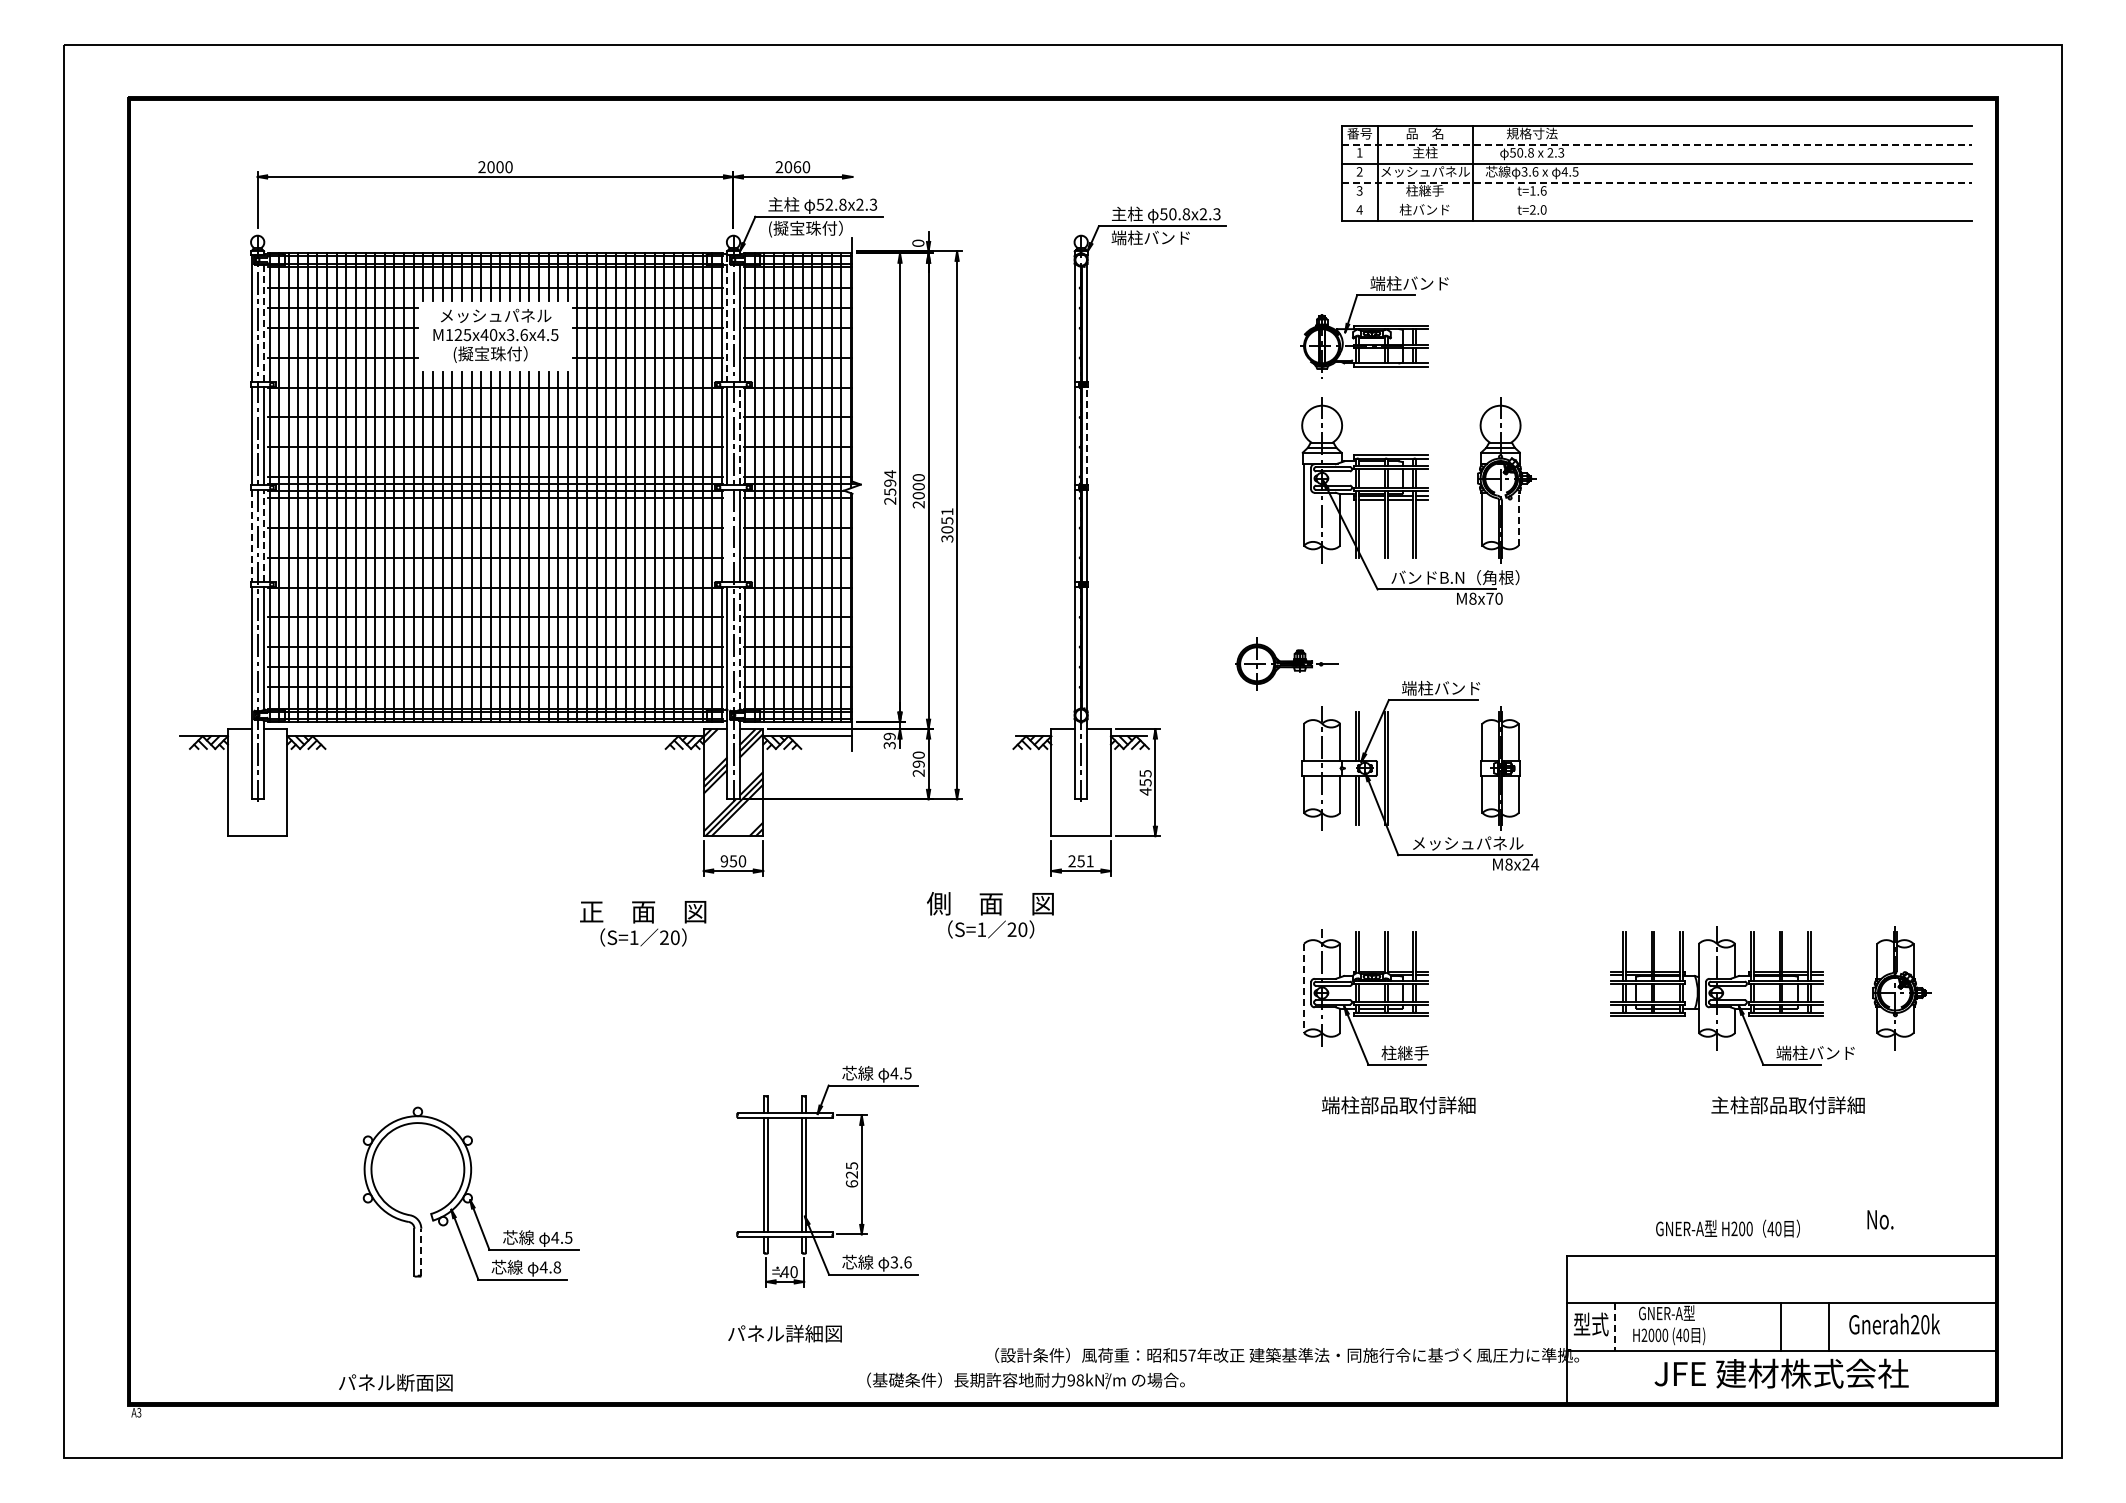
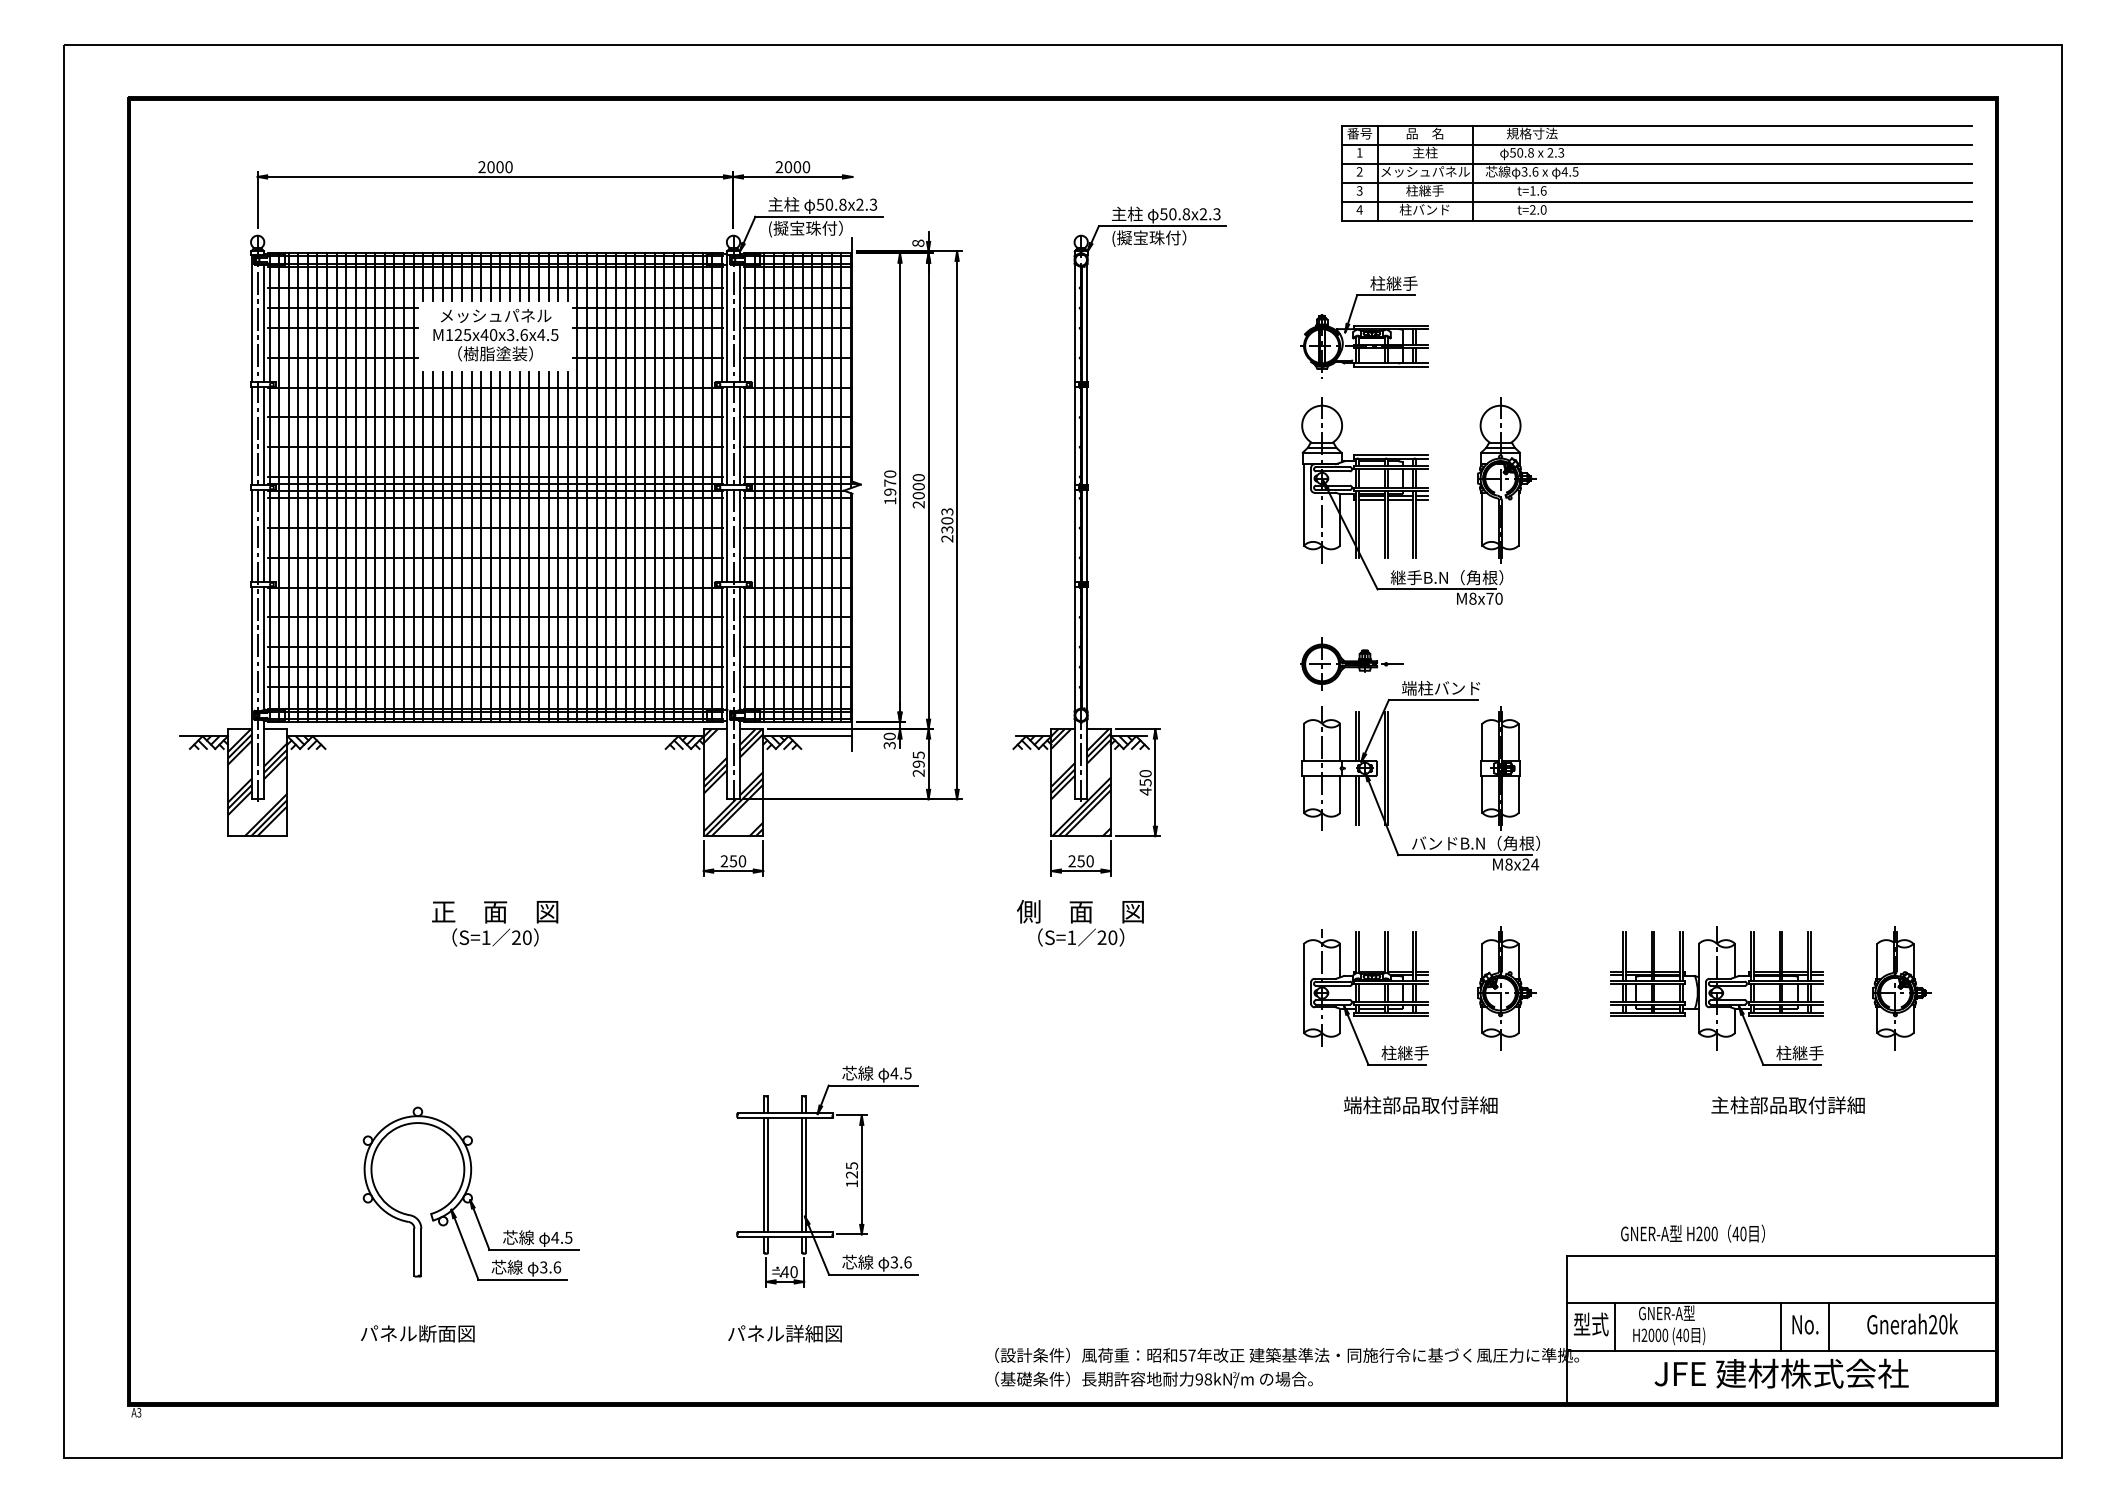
line: dashed -> solid (1657, 144)
text: 2060 -> 2000 (797, 167)
line: dashed -> solid (1657, 182)
line: none -> present (1656, 201)
text: 52.8x2.3 -> 50.8x2.3 (829, 204)
text: 端柱バンド -> (擬宝珠付） (1150, 238)
text: 0 -> 8 (918, 242)
text: 端柱バンド -> 柱継手 (1409, 283)
line: dashed -> solid (727, 318)
line: dashed -> solid (263, 323)
text: (擬宝珠付） -> （樹脂塗装） (492, 354)
line: dashed -> solid (739, 435)
line: dashed -> solid (1087, 435)
text: 2594 -> 1970 (890, 487)
line: dashed -> solid (1518, 517)
text: 3051 -> 2303 (947, 525)
line: dashed -> solid (251, 536)
line: dashed -> solid (263, 536)
line: none -> present (727, 536)
text: バンドB.N（角根） -> 継手B.N（角根） (1454, 577)
line: dashed -> solid (739, 648)
part position: (1286, 663) -> (1351, 663) (1351, 663)
text: 39 -> 30 (889, 736)
text: 290 -> 295 (918, 754)
text: 455 -> 450 (1145, 773)
hatch: none -> present (257, 782)
hatch: none -> present (1080, 782)
text: メッシュパネル -> バンドB.N（角根） (1475, 842)
text: 950 -> 250 (724, 861)
text: 251 -> 250 (1089, 861)
text position: (990, 915) -> (1080, 923) (1080, 923)
text position: (643, 923) -> (495, 923) (495, 923)
line: dashed -> solid (1304, 988)
part: none -> present (1506, 988)
text: 端柱バンド -> 柱継手 (1815, 1052)
text position: (1398, 1105) -> (1420, 1105) (1420, 1105)
text: 625 -> 125 (851, 1183)
text position: (1880, 1219) -> (1805, 1324) (1805, 1324)
text position: (1727, 1228) -> (1692, 1233) (1692, 1233)
line: dashed -> solid (421, 1252)
text: 4.8 -> 3.6 (550, 1267)
text position: (1894, 1323) -> (1912, 1323) (1912, 1323)
line: dashed -> solid (1614, 1327)
text position: (1025, 1380) -> (1153, 1379) (1153, 1379)
text position: (395, 1382) -> (417, 1333) (417, 1333)
